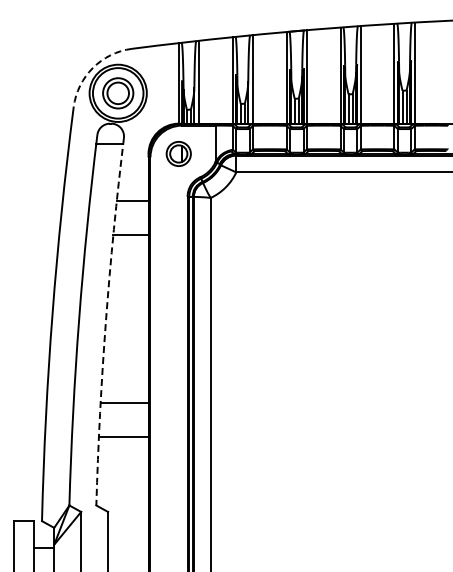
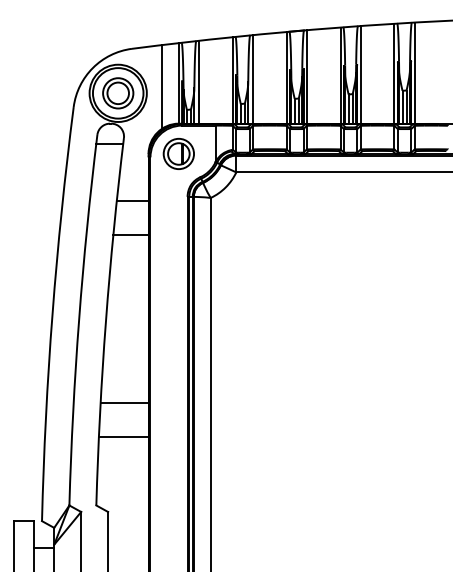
arc: dashed -> solid (92, 68)
line: none -> present (162, 86)
part size: 27x26 px -> 33x32 px (178, 153)
arc: dashed -> solid (105, 321)
